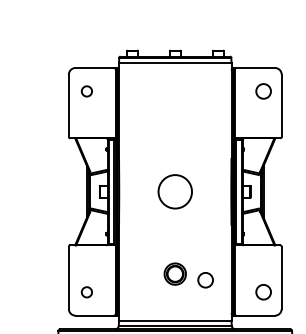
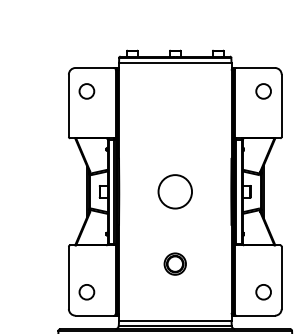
circle size: 13x13 px -> 18x17 px (86, 91)
part position: (174, 273) -> (174, 263) (174, 263)
circle: present -> none (205, 280)
circle size: 13x13 px -> 18x17 px (86, 292)
